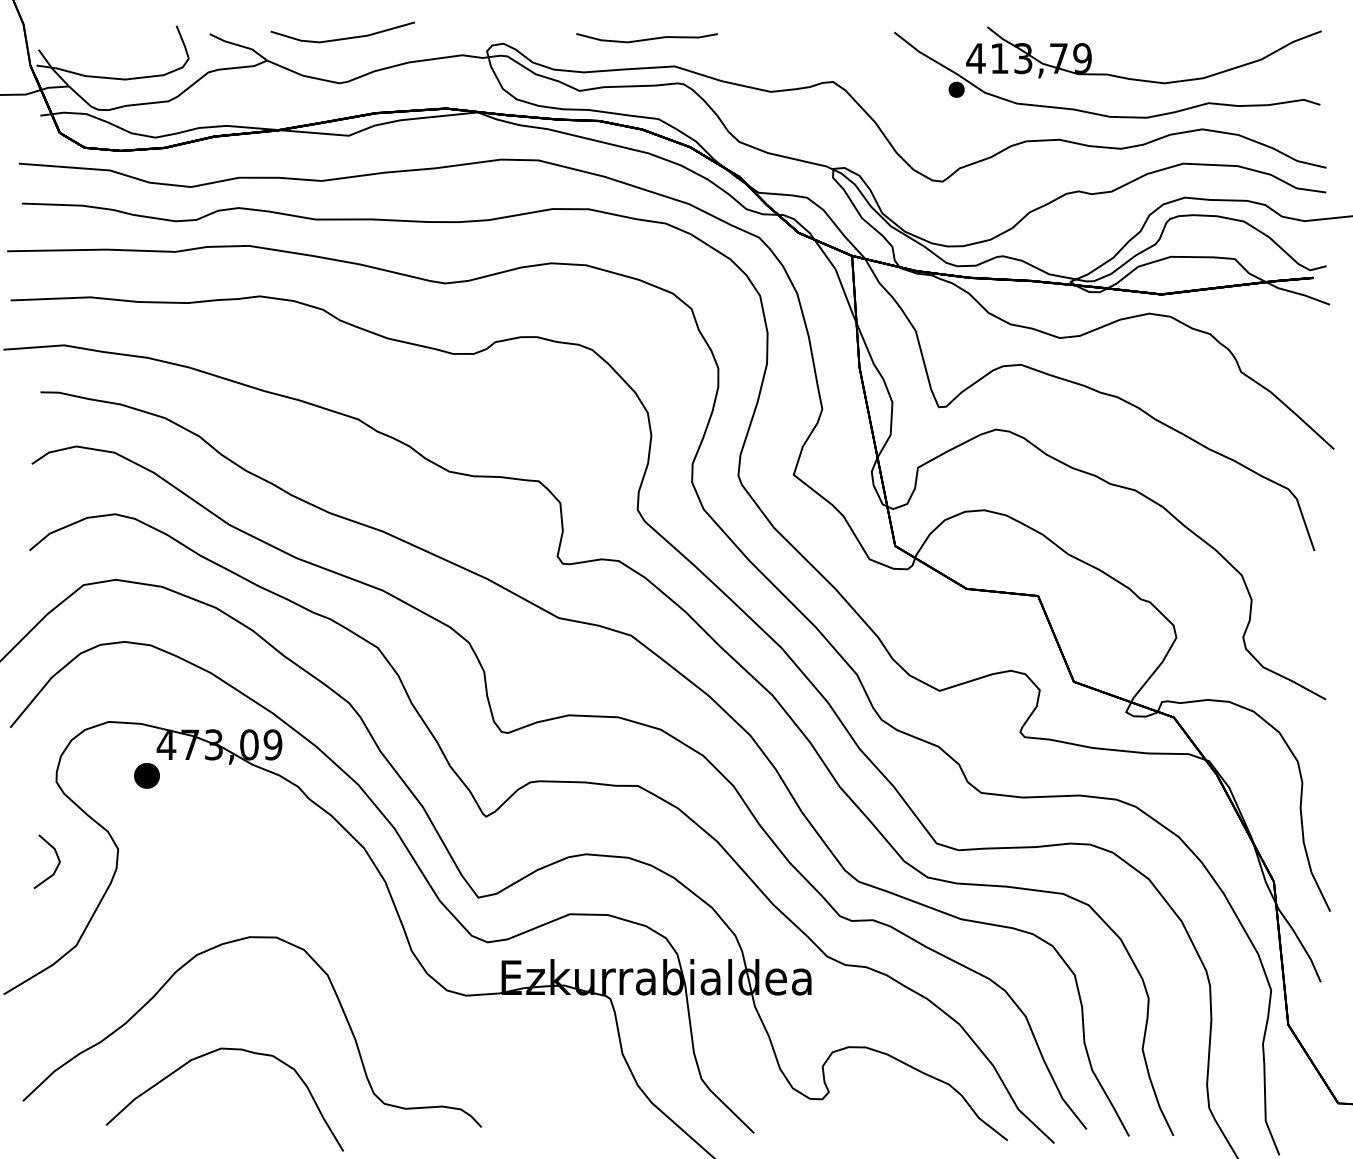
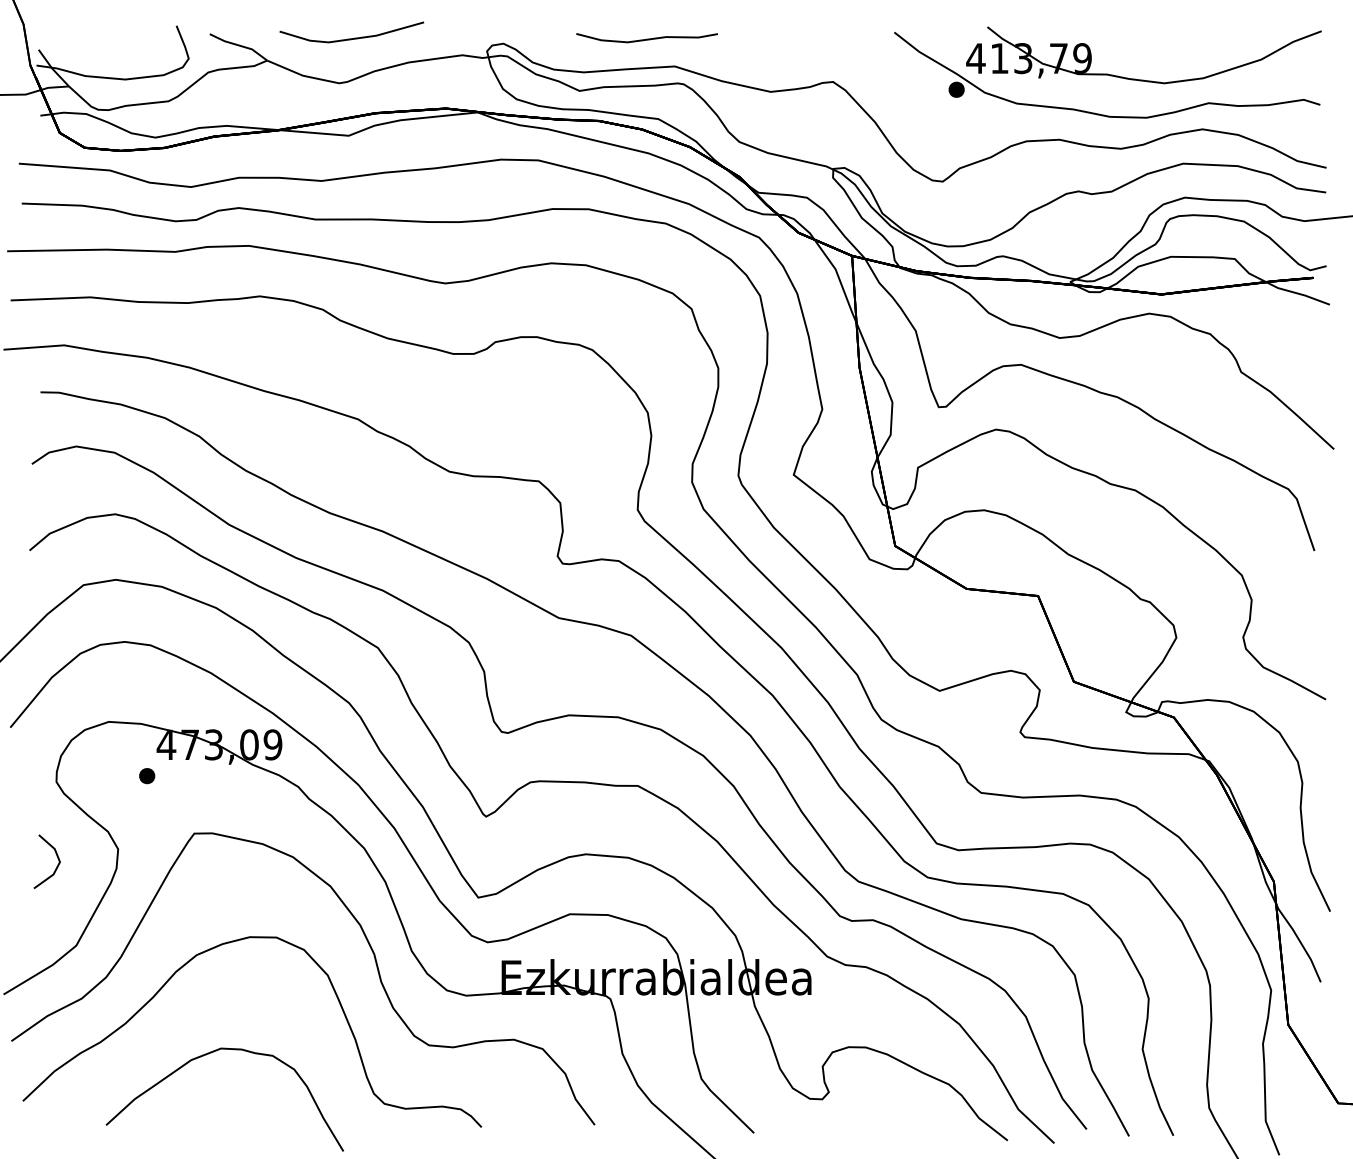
line position: (345, 37) -> (354, 37) (354, 37)
part size: 26x26 px -> 17x17 px (147, 776)
part: none -> present (371, 951)
